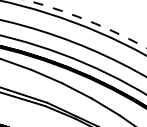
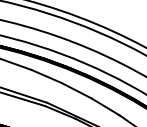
arc: dashed -> solid (87, 20)
